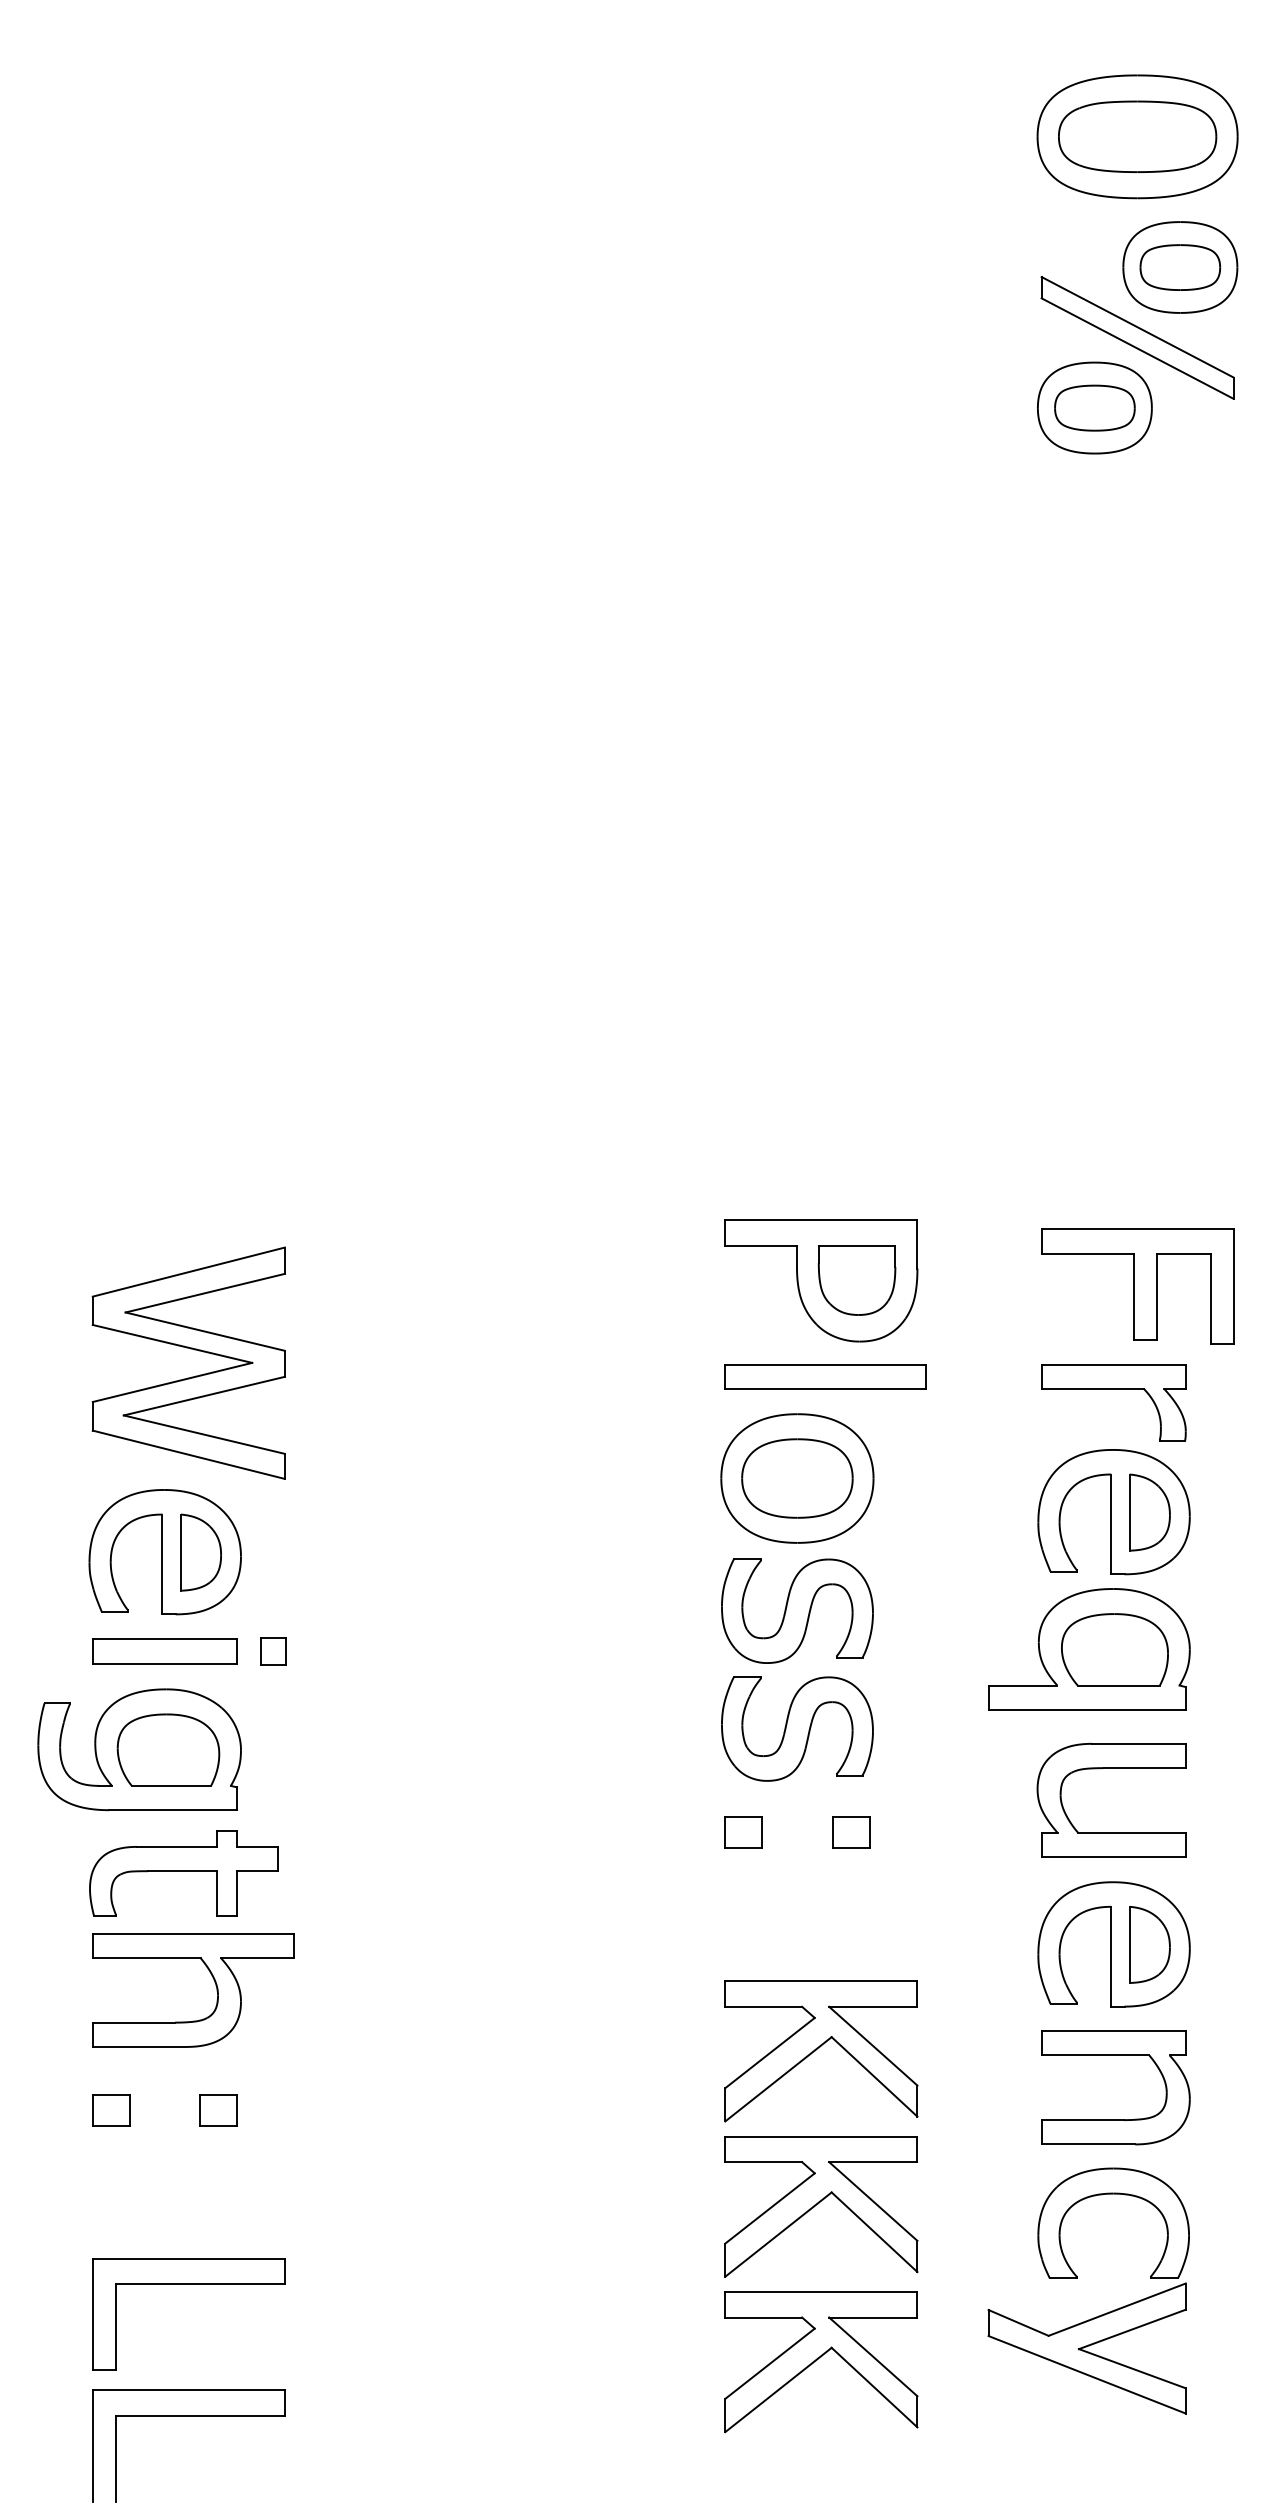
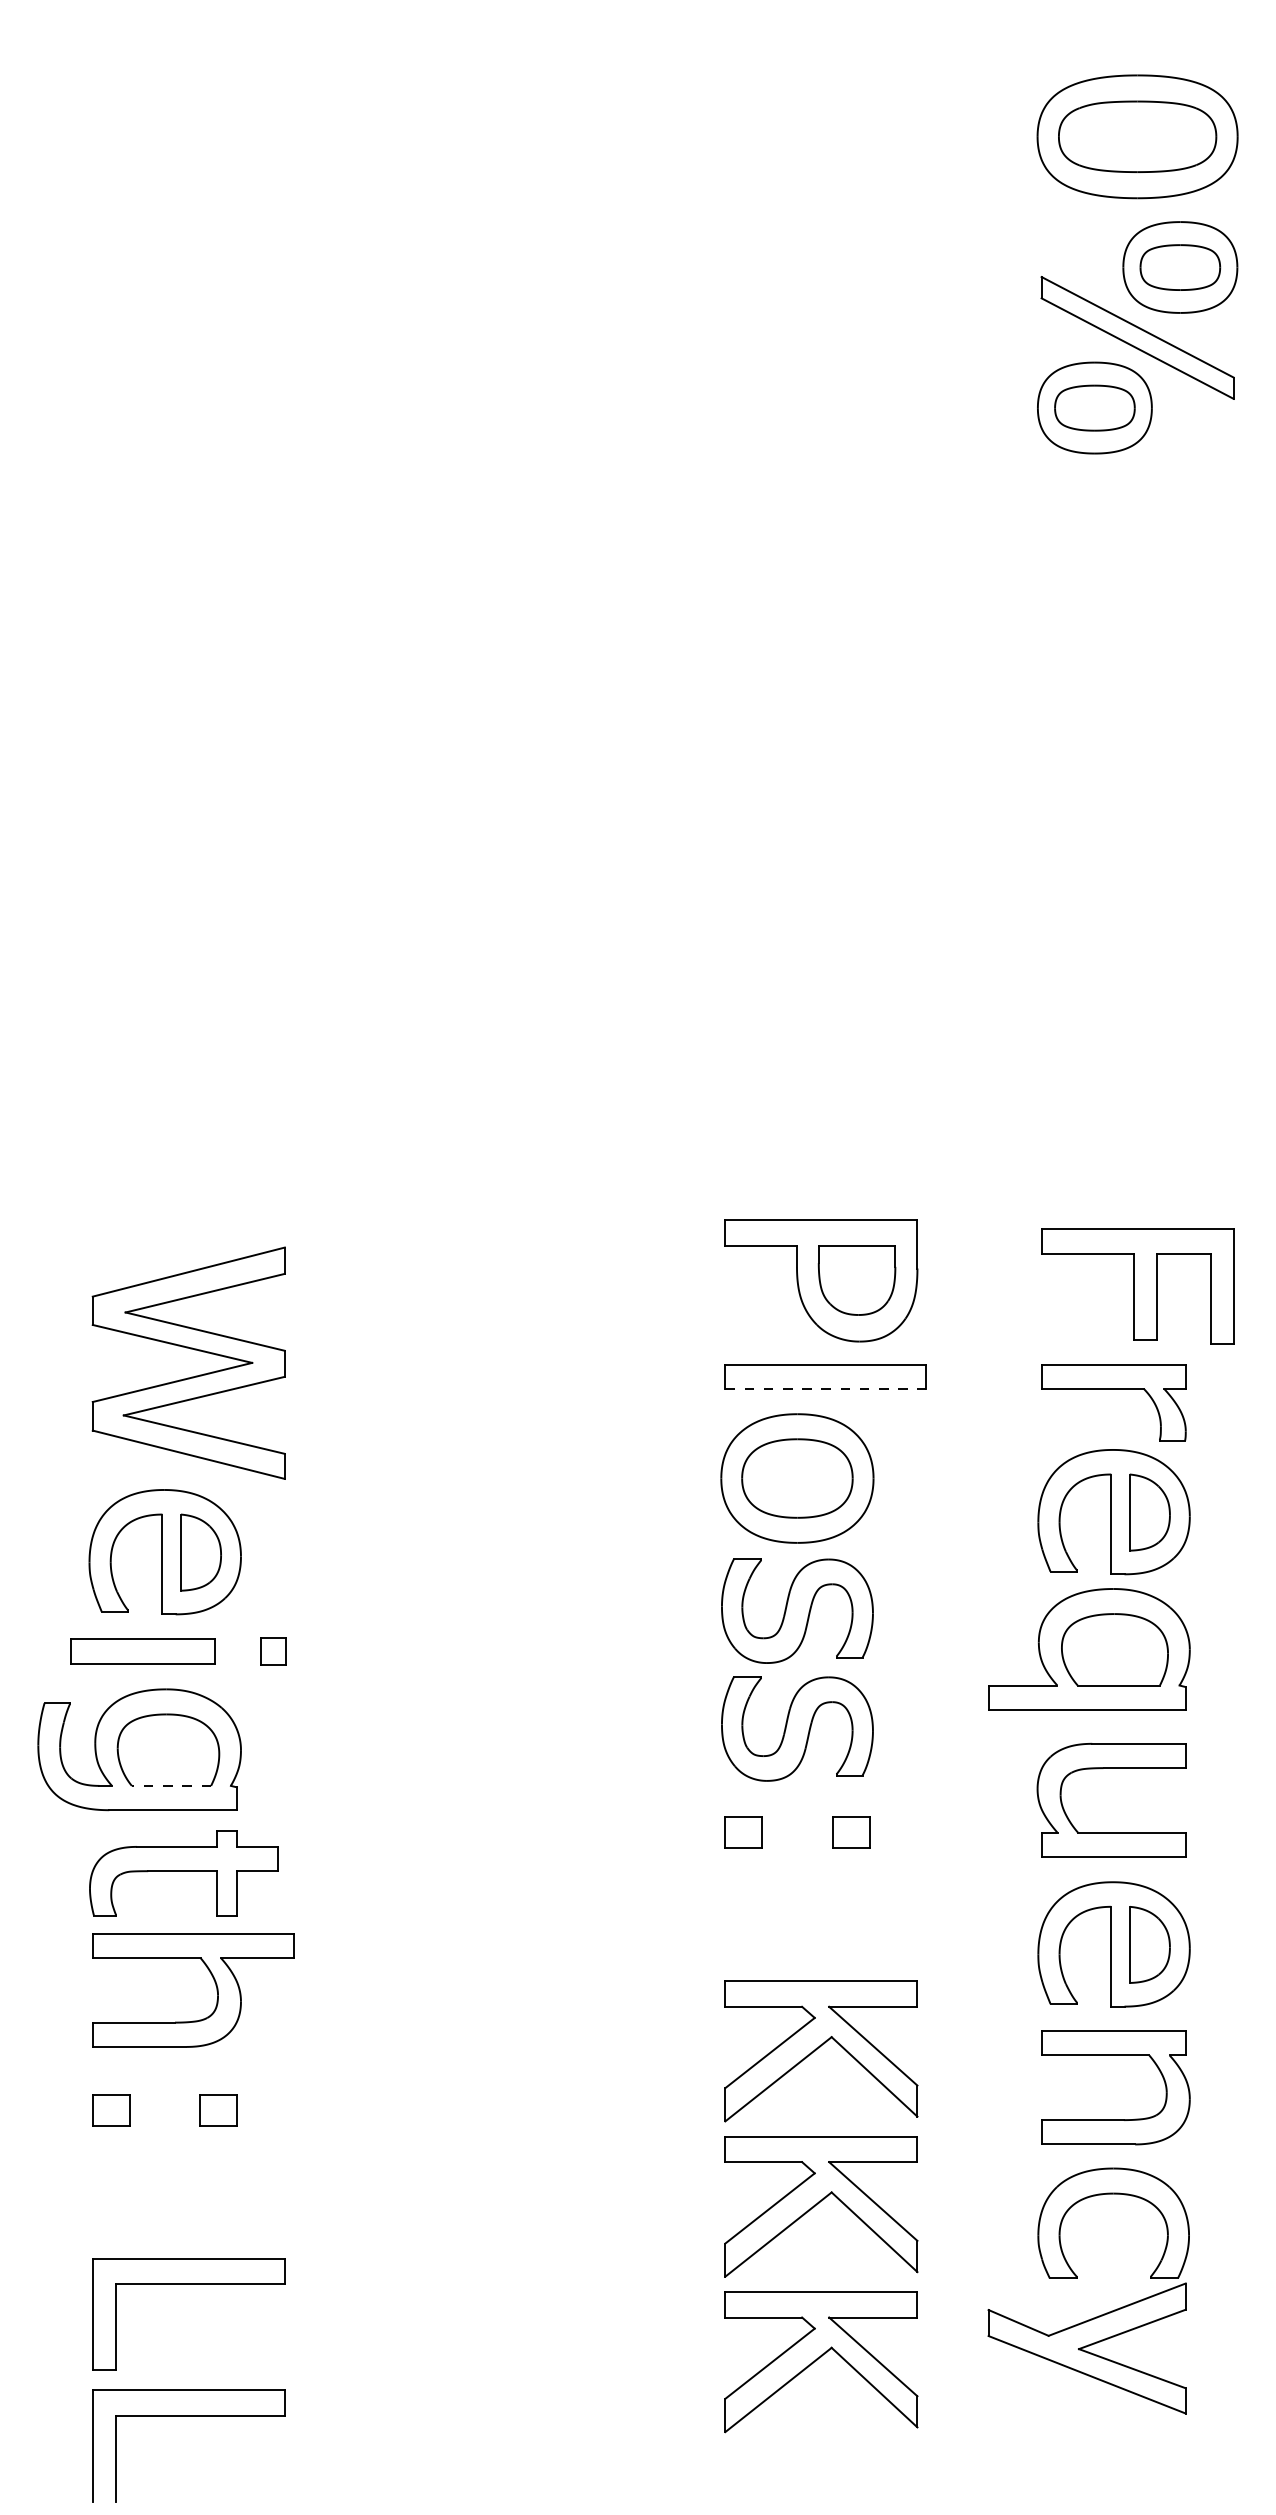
line: solid -> dashed (826, 1388)
part position: (164, 1651) -> (142, 1651) (142, 1651)
line: solid -> dashed (171, 1785)
